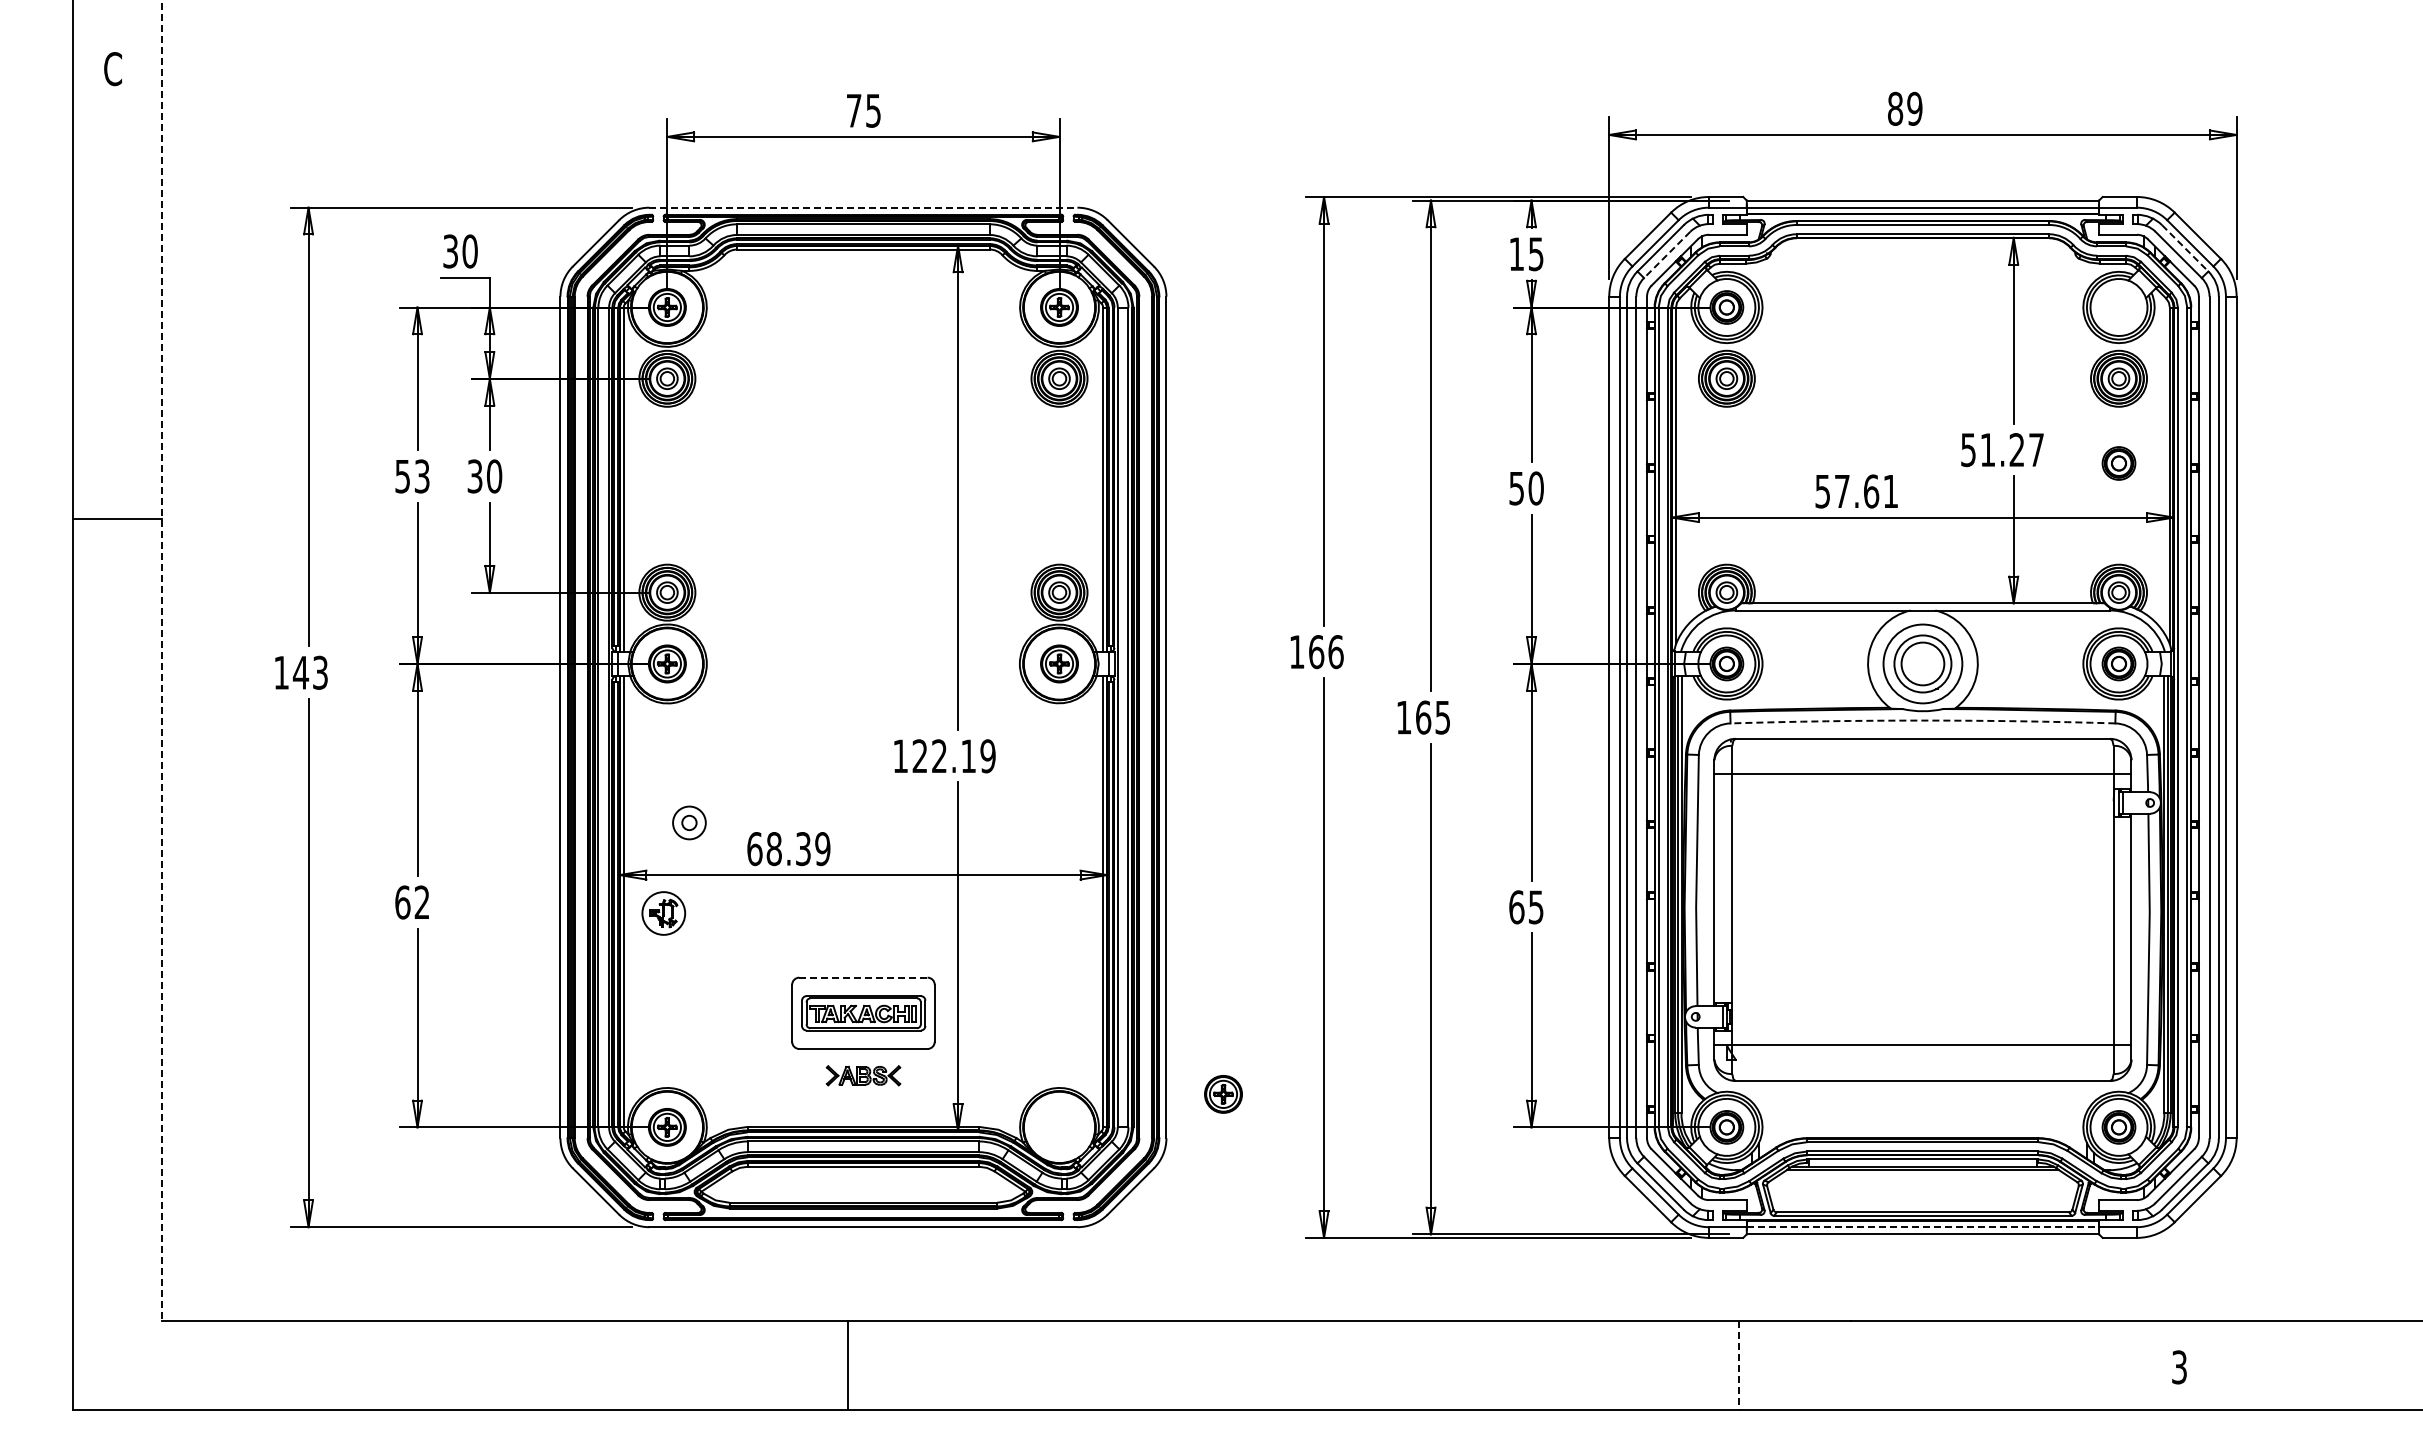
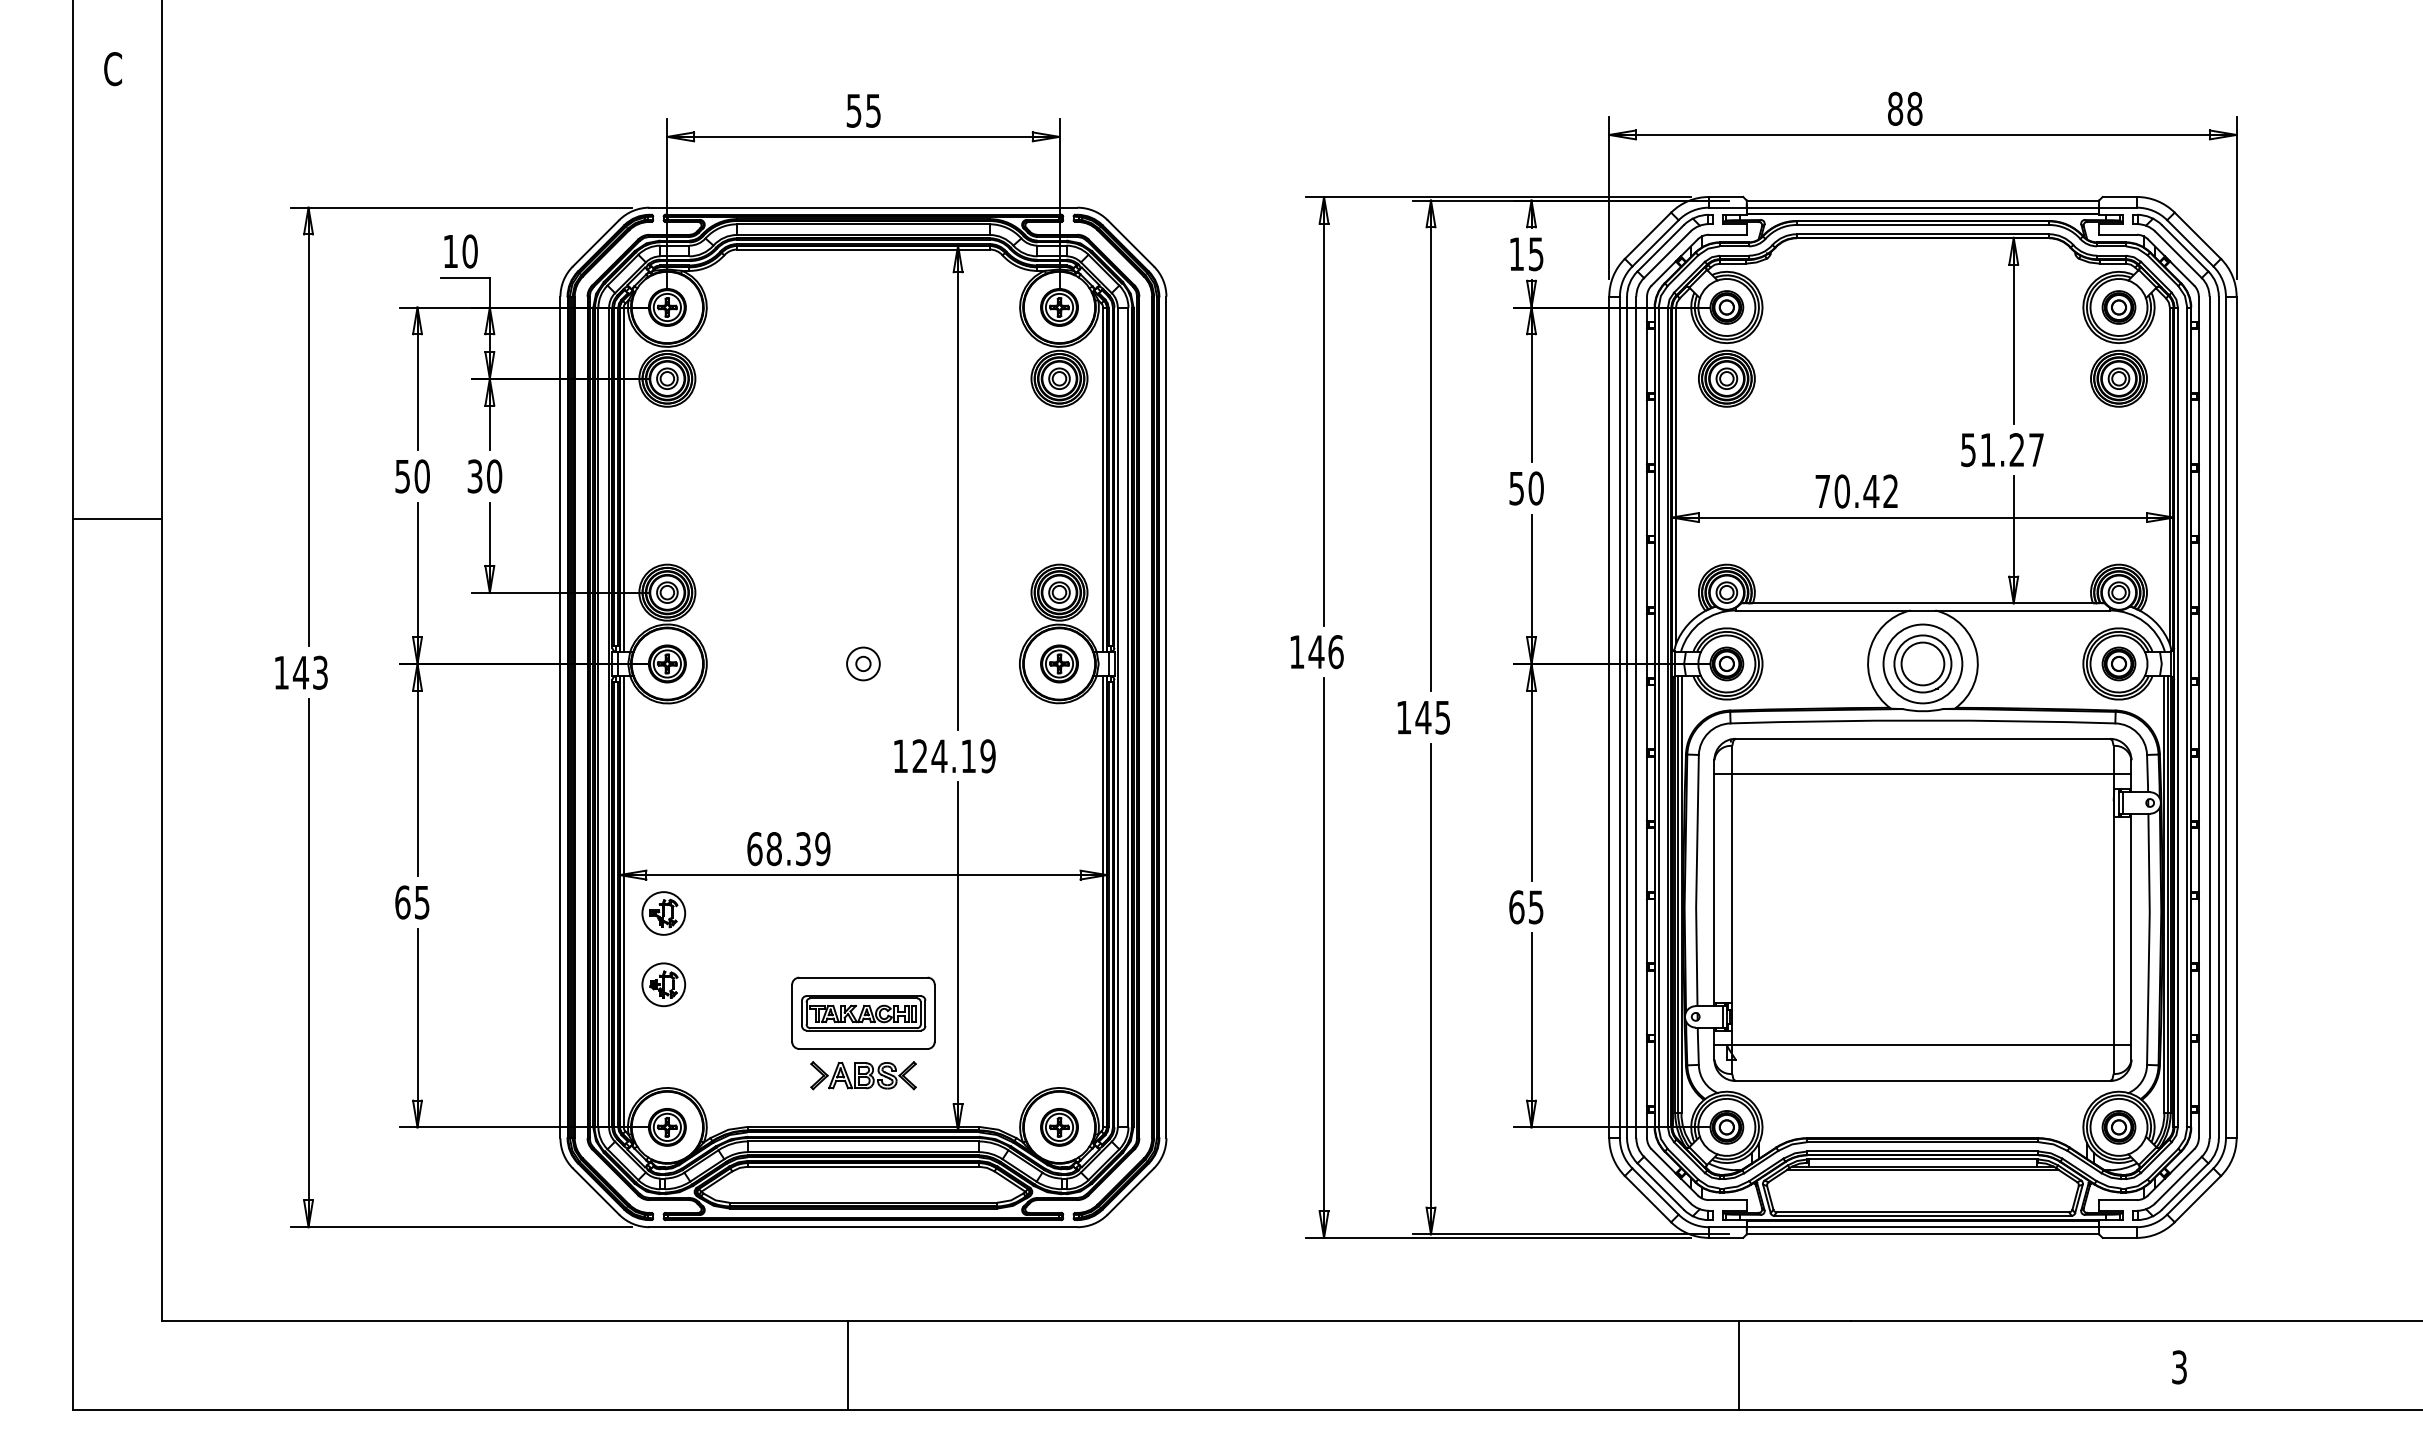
text: 89 -> 88 (1914, 108)
text: 75 -> 55 (853, 110)
line: dashed -> solid (863, 207)
line: dashed -> solid (2185, 248)
text: 30 -> 10 (450, 251)
line: dashed -> solid (1667, 254)
part position: (2118, 463) -> (2118, 307) (2118, 307)
text: 53 -> 50 (421, 476)
text: 57.61 -> 70.42 (1856, 491)
text: 166 -> 146 (1316, 652)
line: dashed -> solid (161, 661)
text: 165 -> 145 (1423, 717)
arc: dashed -> solid (1922, 720)
text: 122.19 -> 124.19 (939, 755)
part position: (689, 822) -> (863, 663) (863, 663)
text: 62 -> 65 (421, 902)
line: dashed -> solid (863, 977)
part: none -> present (663, 984)
part size: 77x22 px -> 107x30 px (863, 1075)
part position: (1223, 1094) -> (1059, 1127) (1059, 1127)
line: dashed -> solid (1923, 1227)
line: dashed -> solid (1739, 1365)
